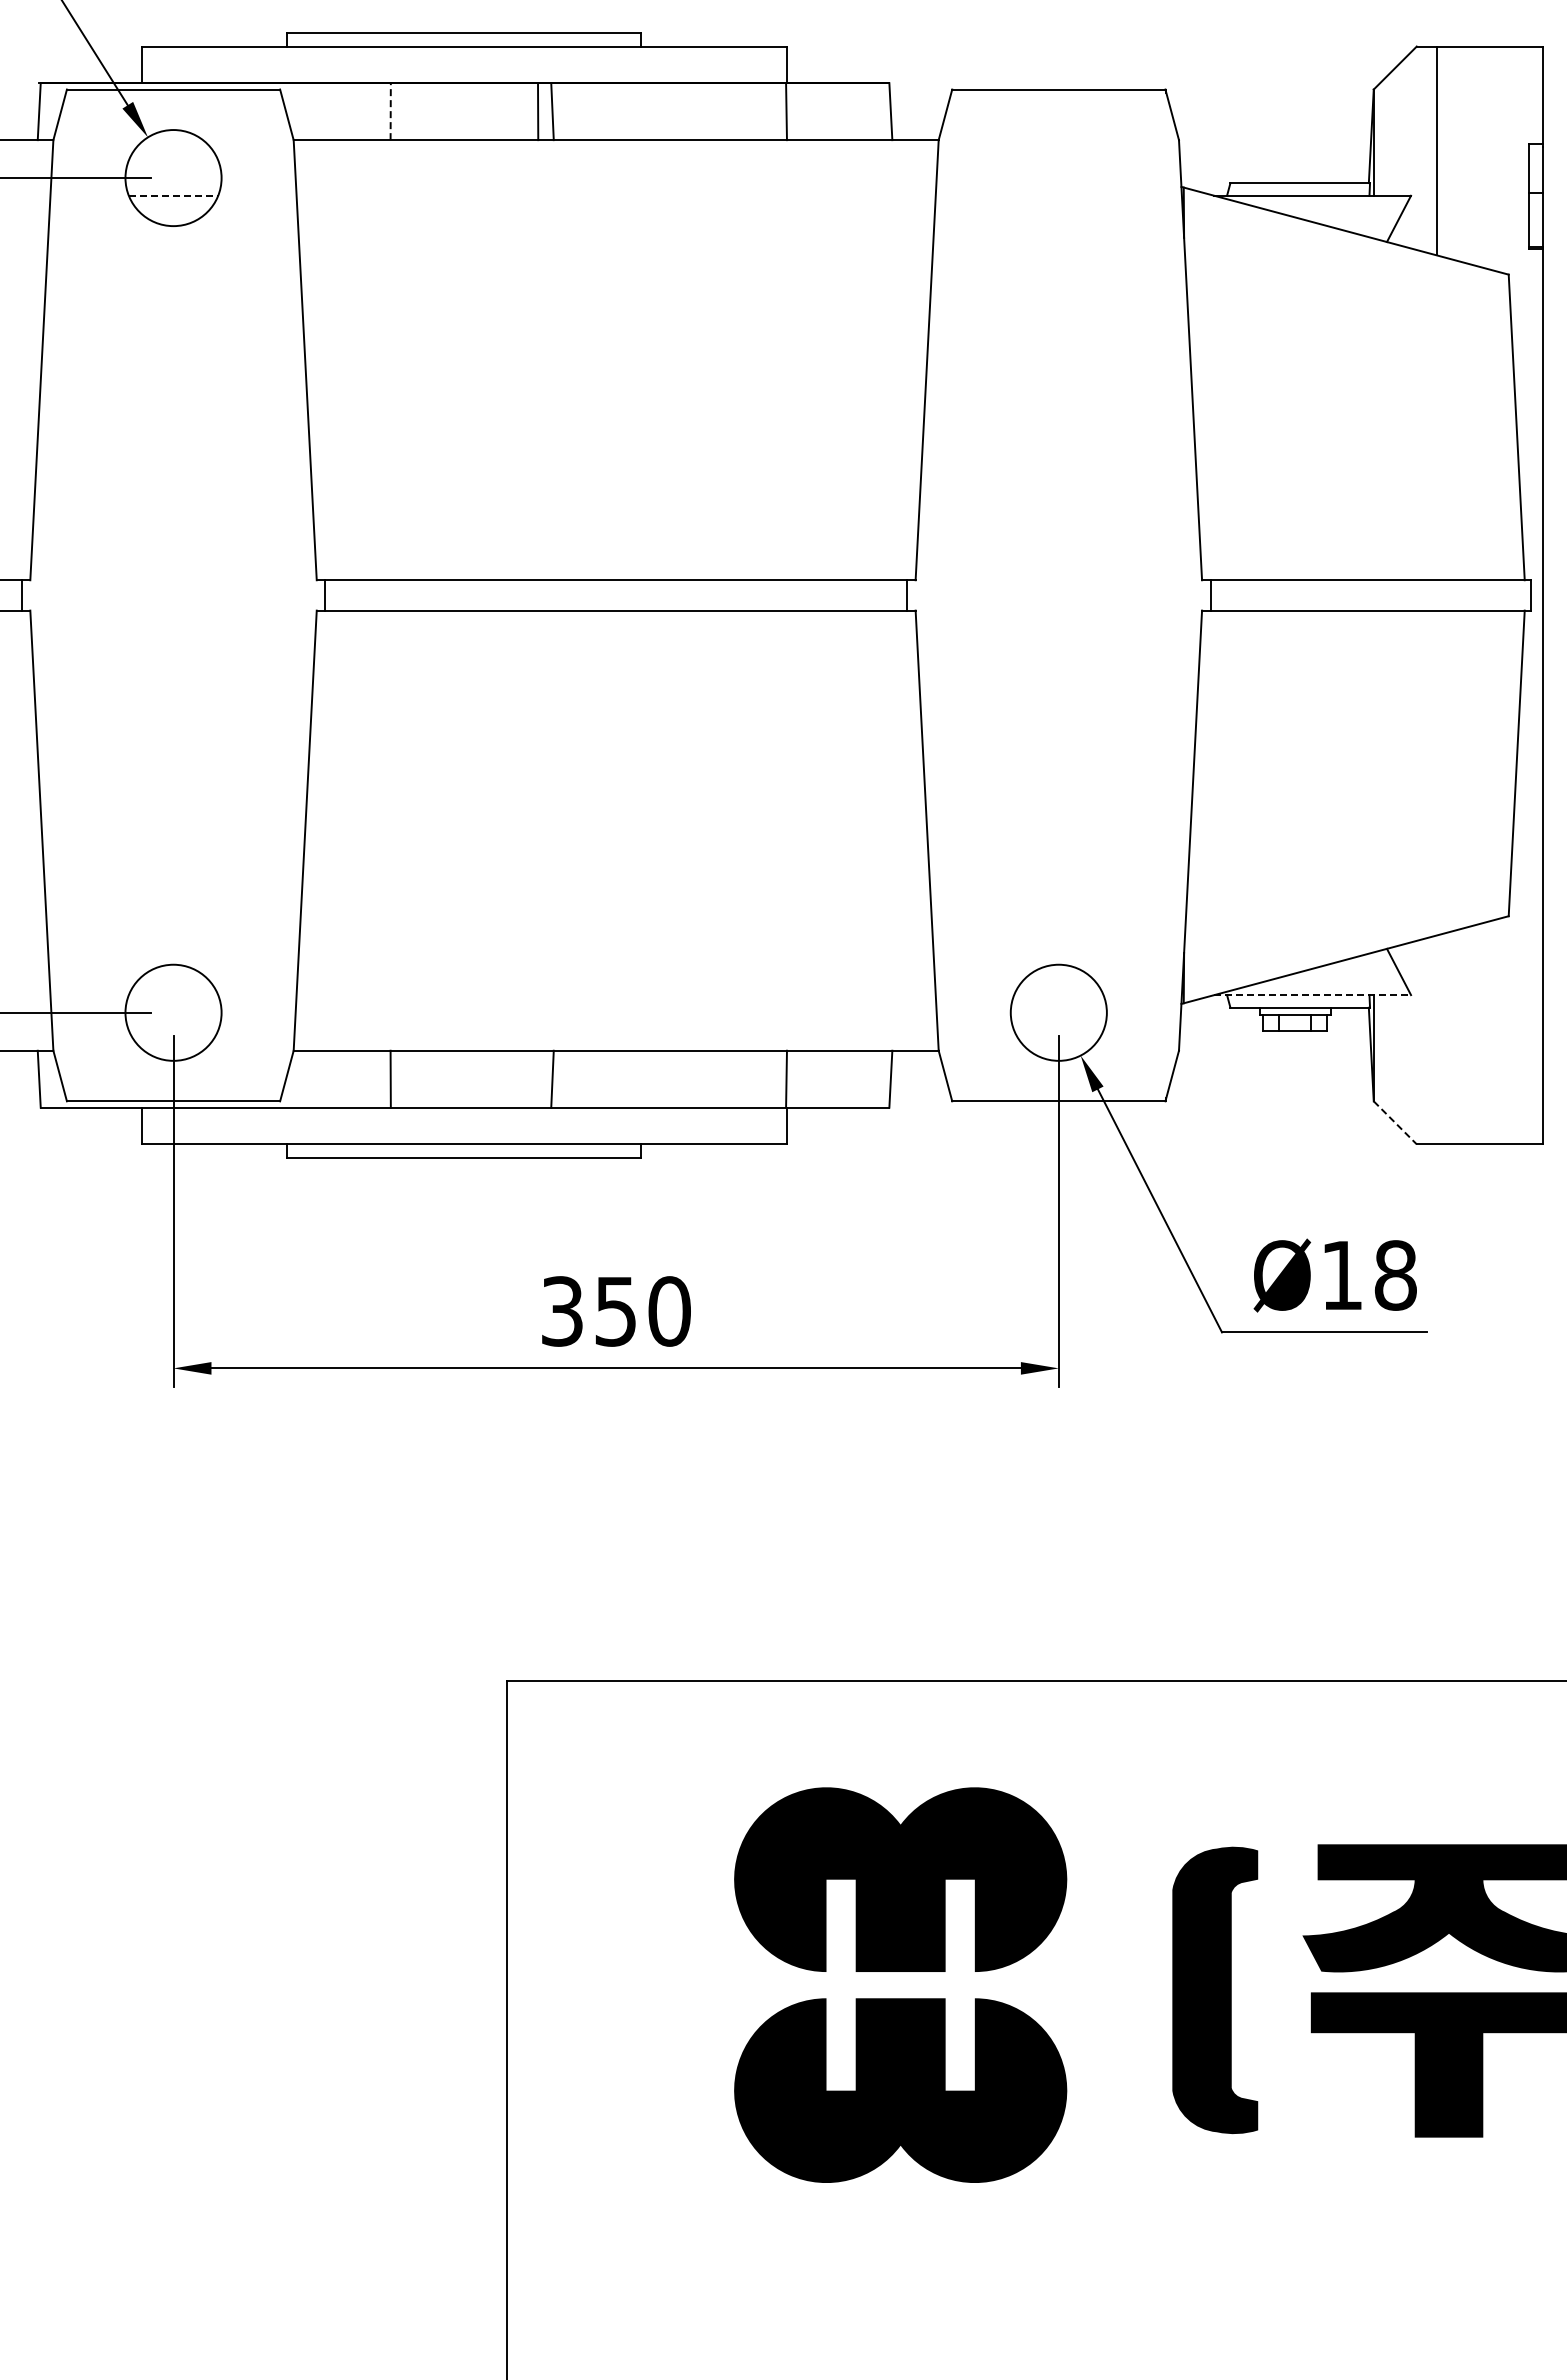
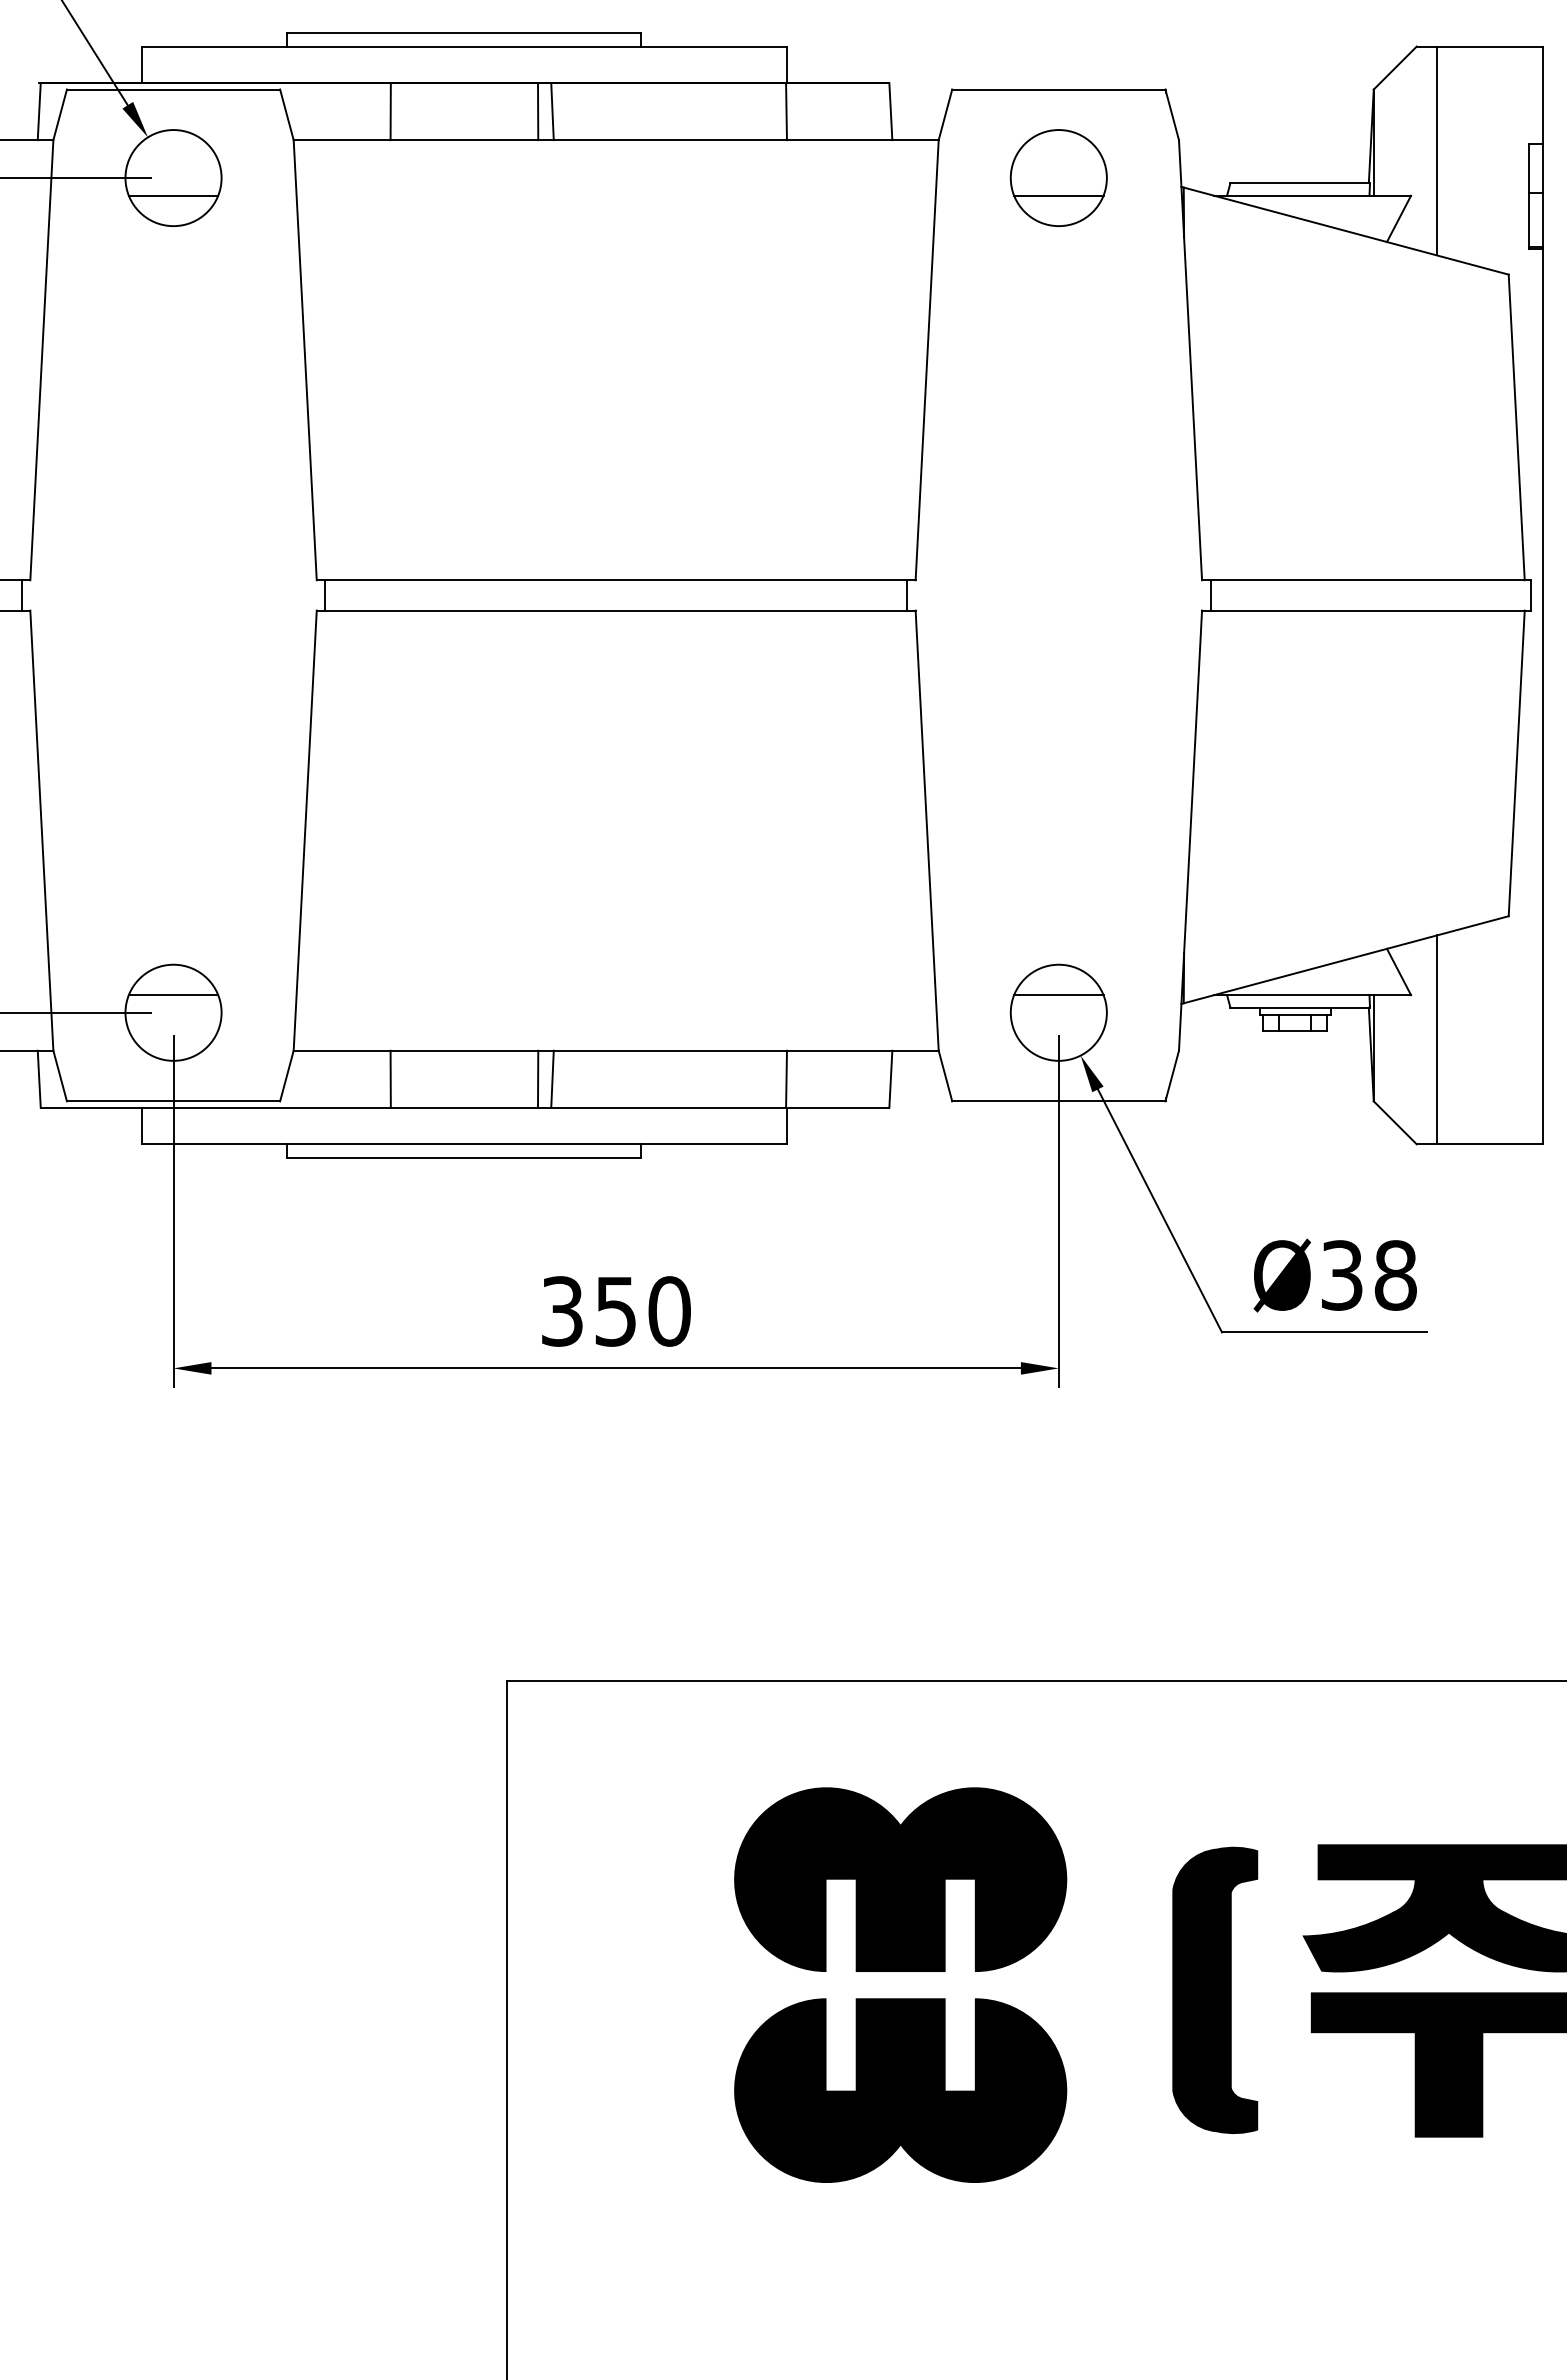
line: dashed -> solid (390, 111)
part: none -> present (1058, 177)
line: dashed -> solid (173, 195)
line: none -> present (173, 995)
line: none -> present (1058, 995)
line: dashed -> solid (1313, 995)
line: none -> present (1436, 1039)
line: none -> present (538, 1078)
line: dashed -> solid (1395, 1123)
text: Ø18 -> Ø38 (1342, 1275)
